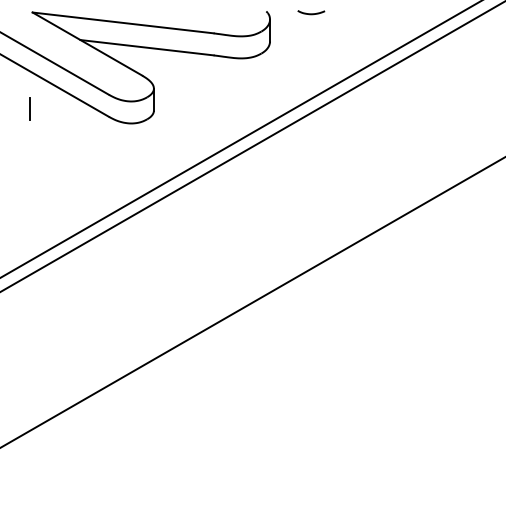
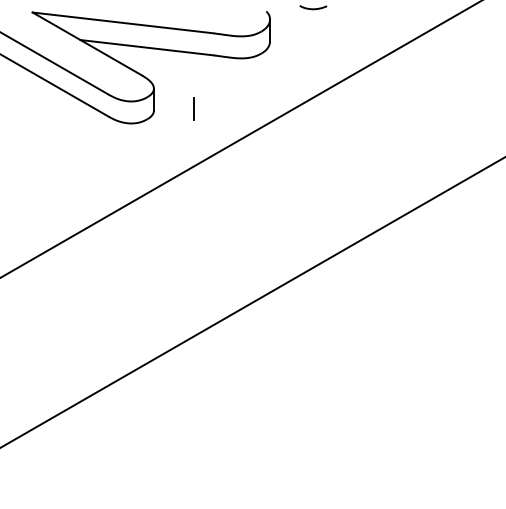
curve position: (311, 13) -> (313, 8) (313, 8)
line position: (29, 108) -> (193, 108) (193, 108)
line: present -> none (252, 146)
